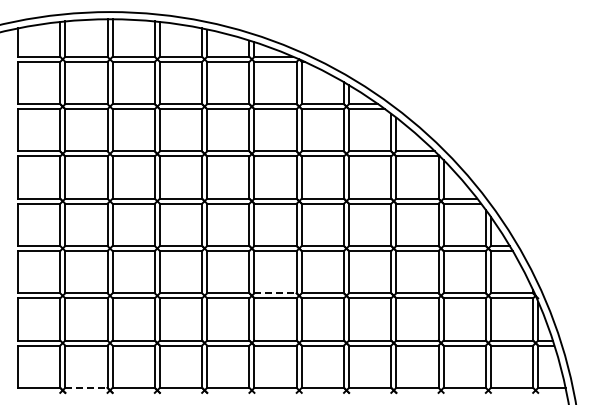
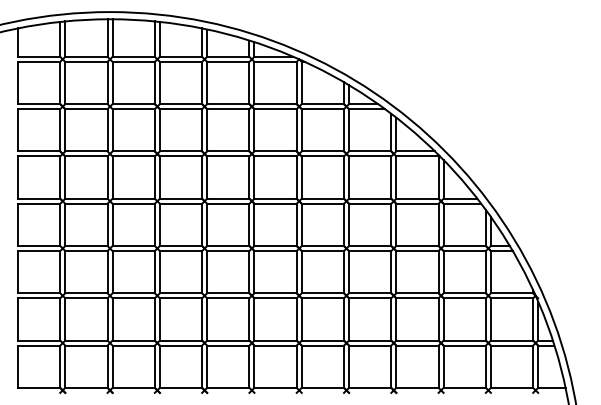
line: dashed -> solid (276, 293)
line: dashed -> solid (86, 387)
